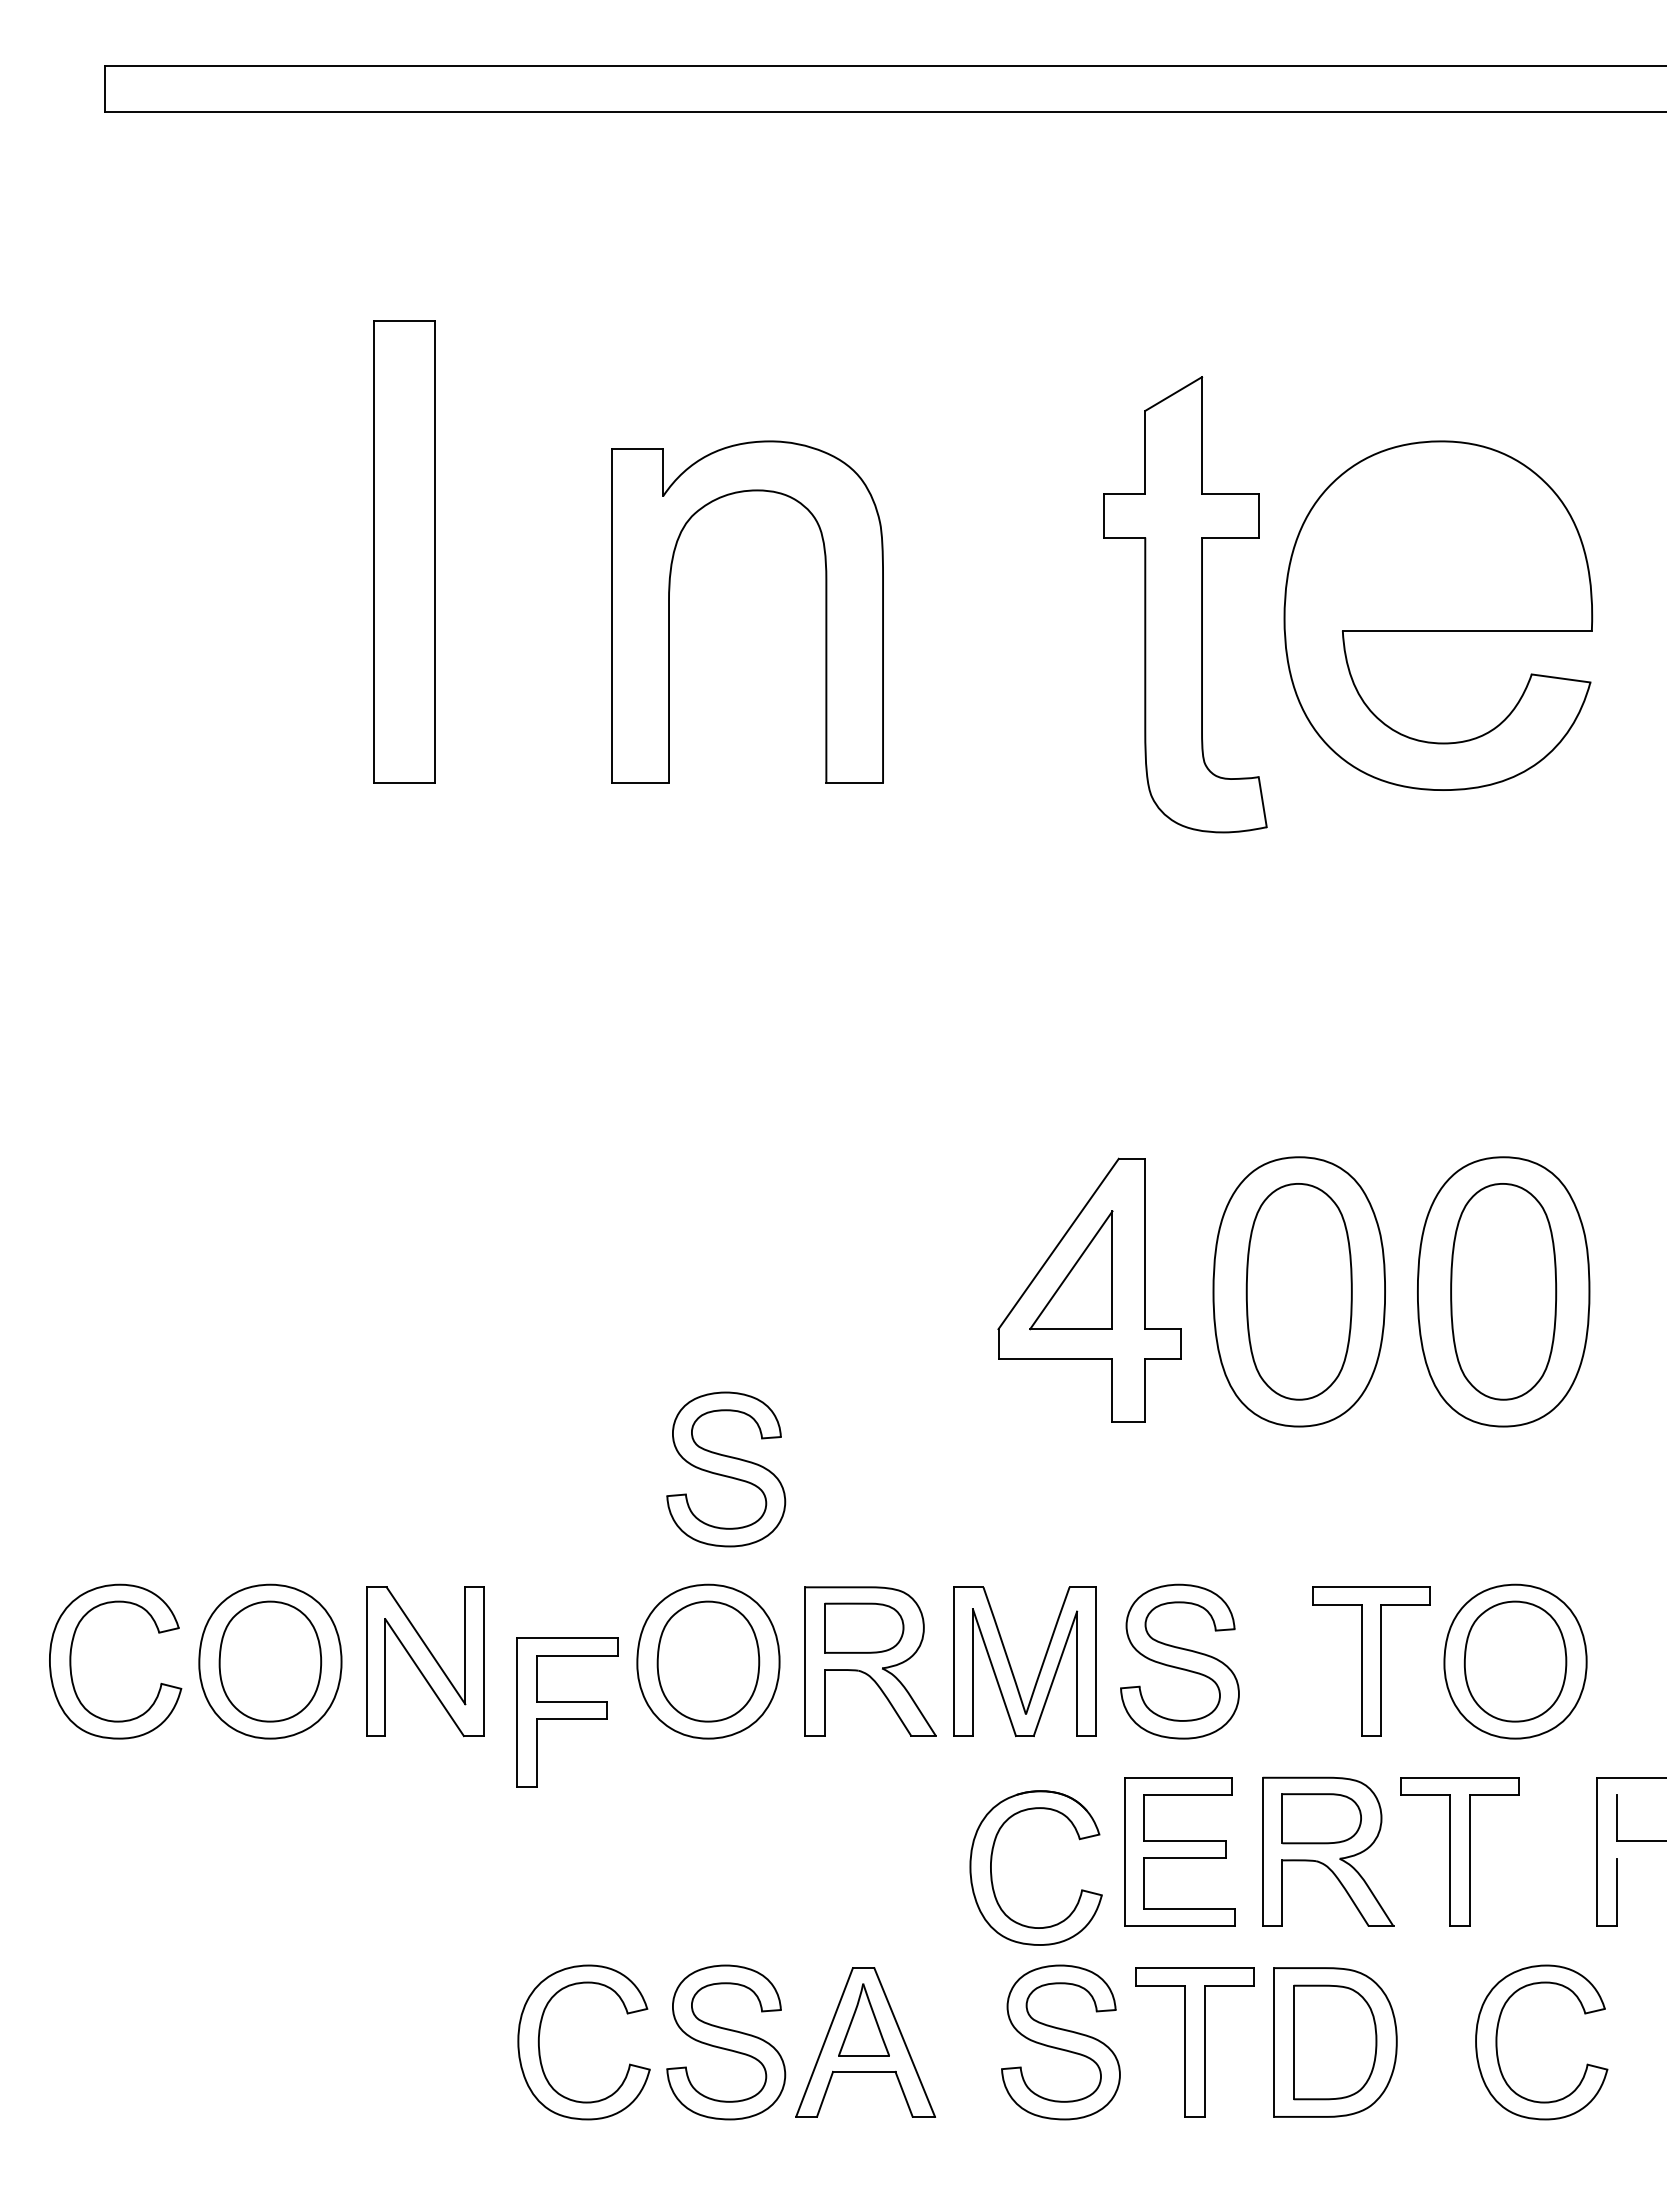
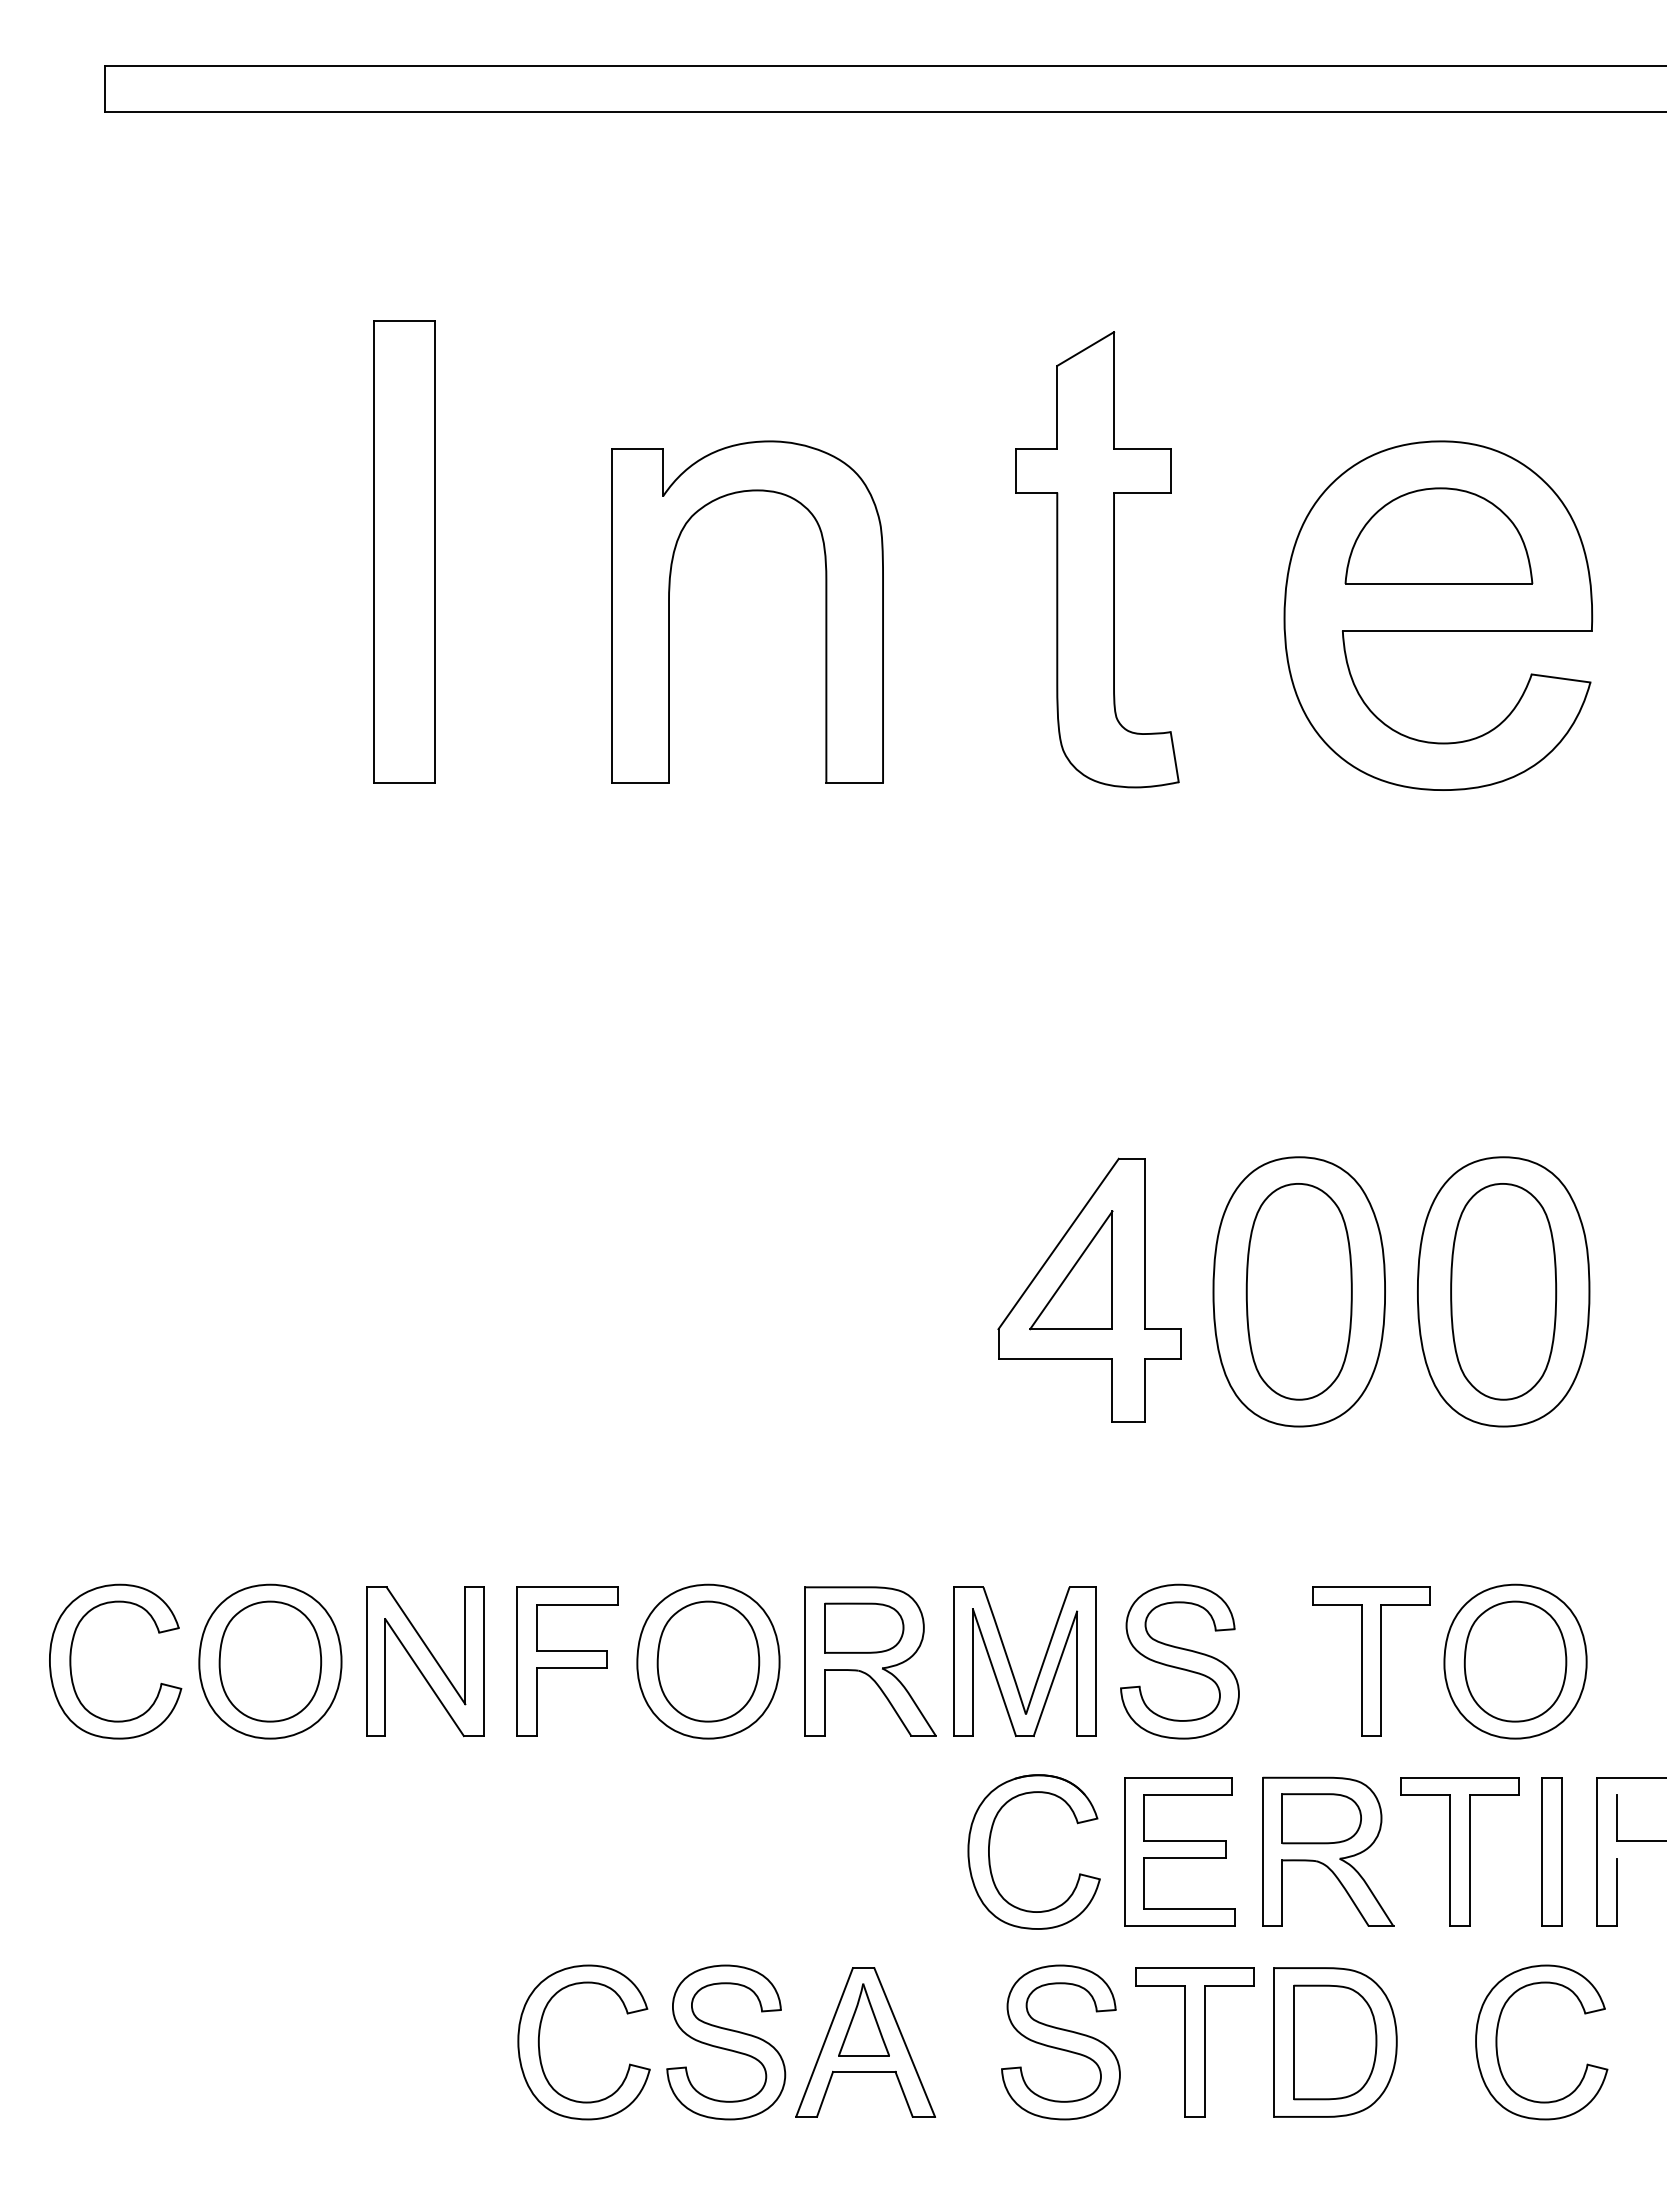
part: none -> present (1438, 535)
part position: (1185, 604) -> (1097, 559) (1097, 559)
part: present -> none (726, 1469)
part position: (567, 1712) -> (567, 1661) (567, 1661)
part: none -> present (1551, 1851)
part position: (992, 1860) -> (990, 1844) (990, 1844)
